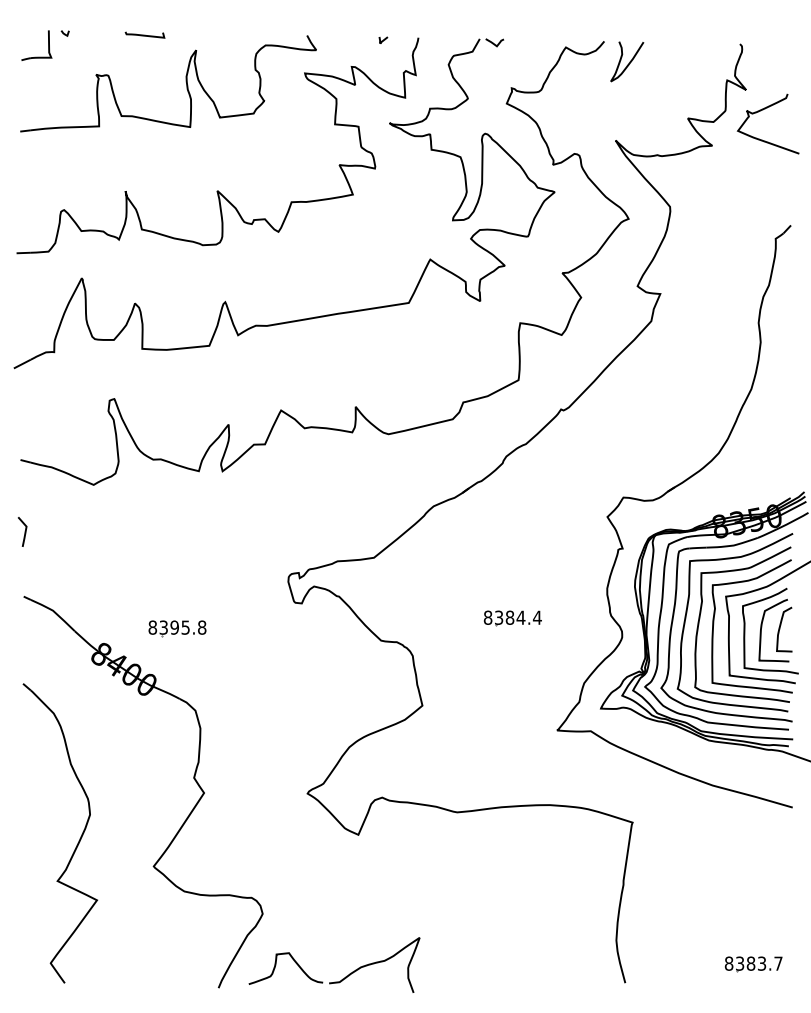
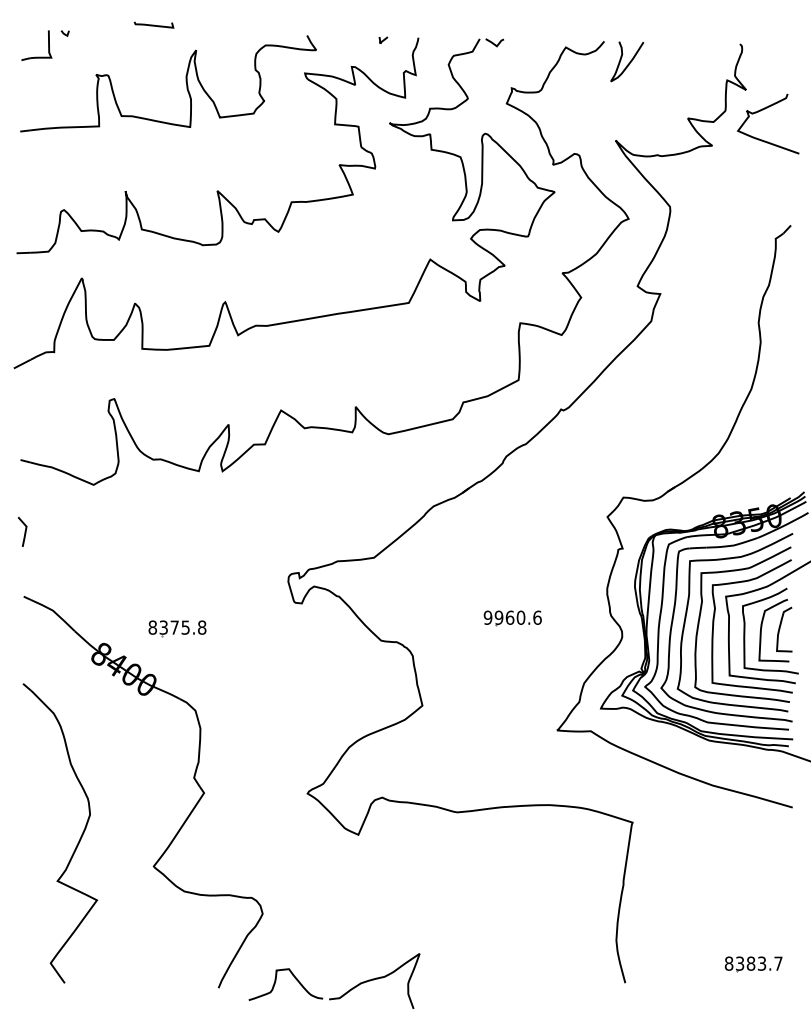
curve position: (144, 34) -> (153, 24) (153, 24)
text: 8384.4 -> 9960.6 (512, 617)
text: 8395.8 -> 8375.8 (174, 627)
part position: (342, 978) -> (342, 994) (342, 994)
